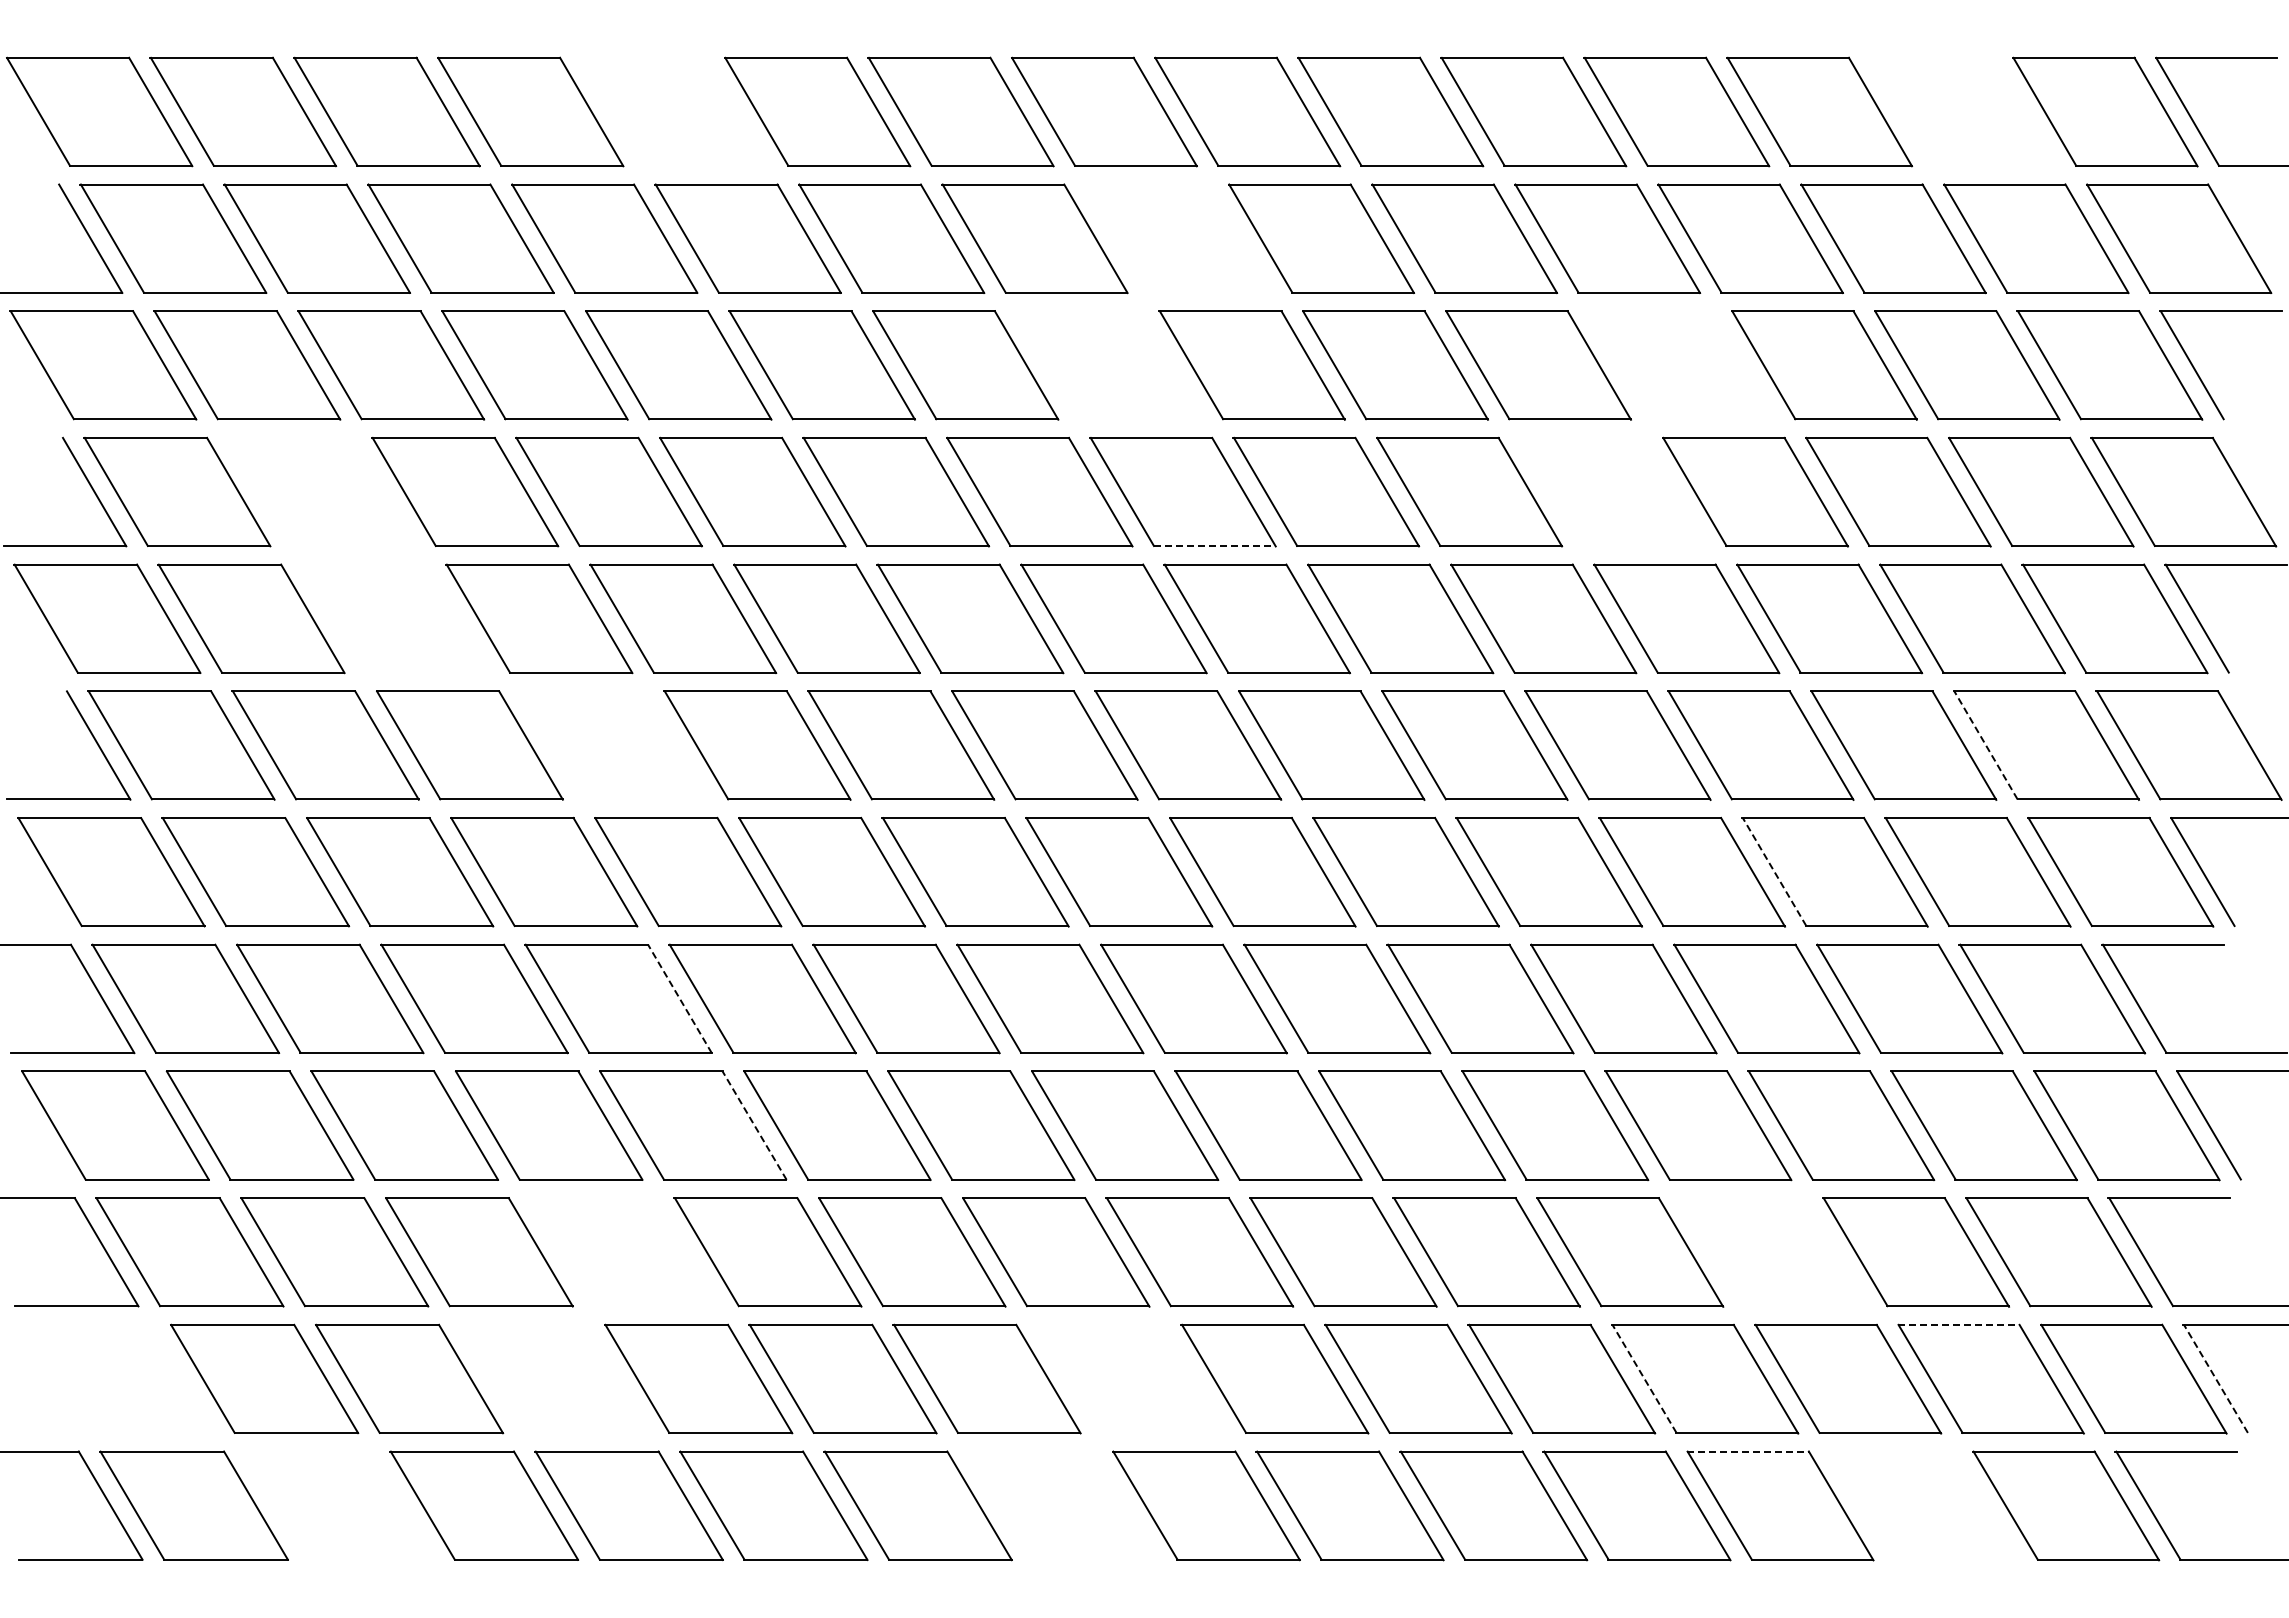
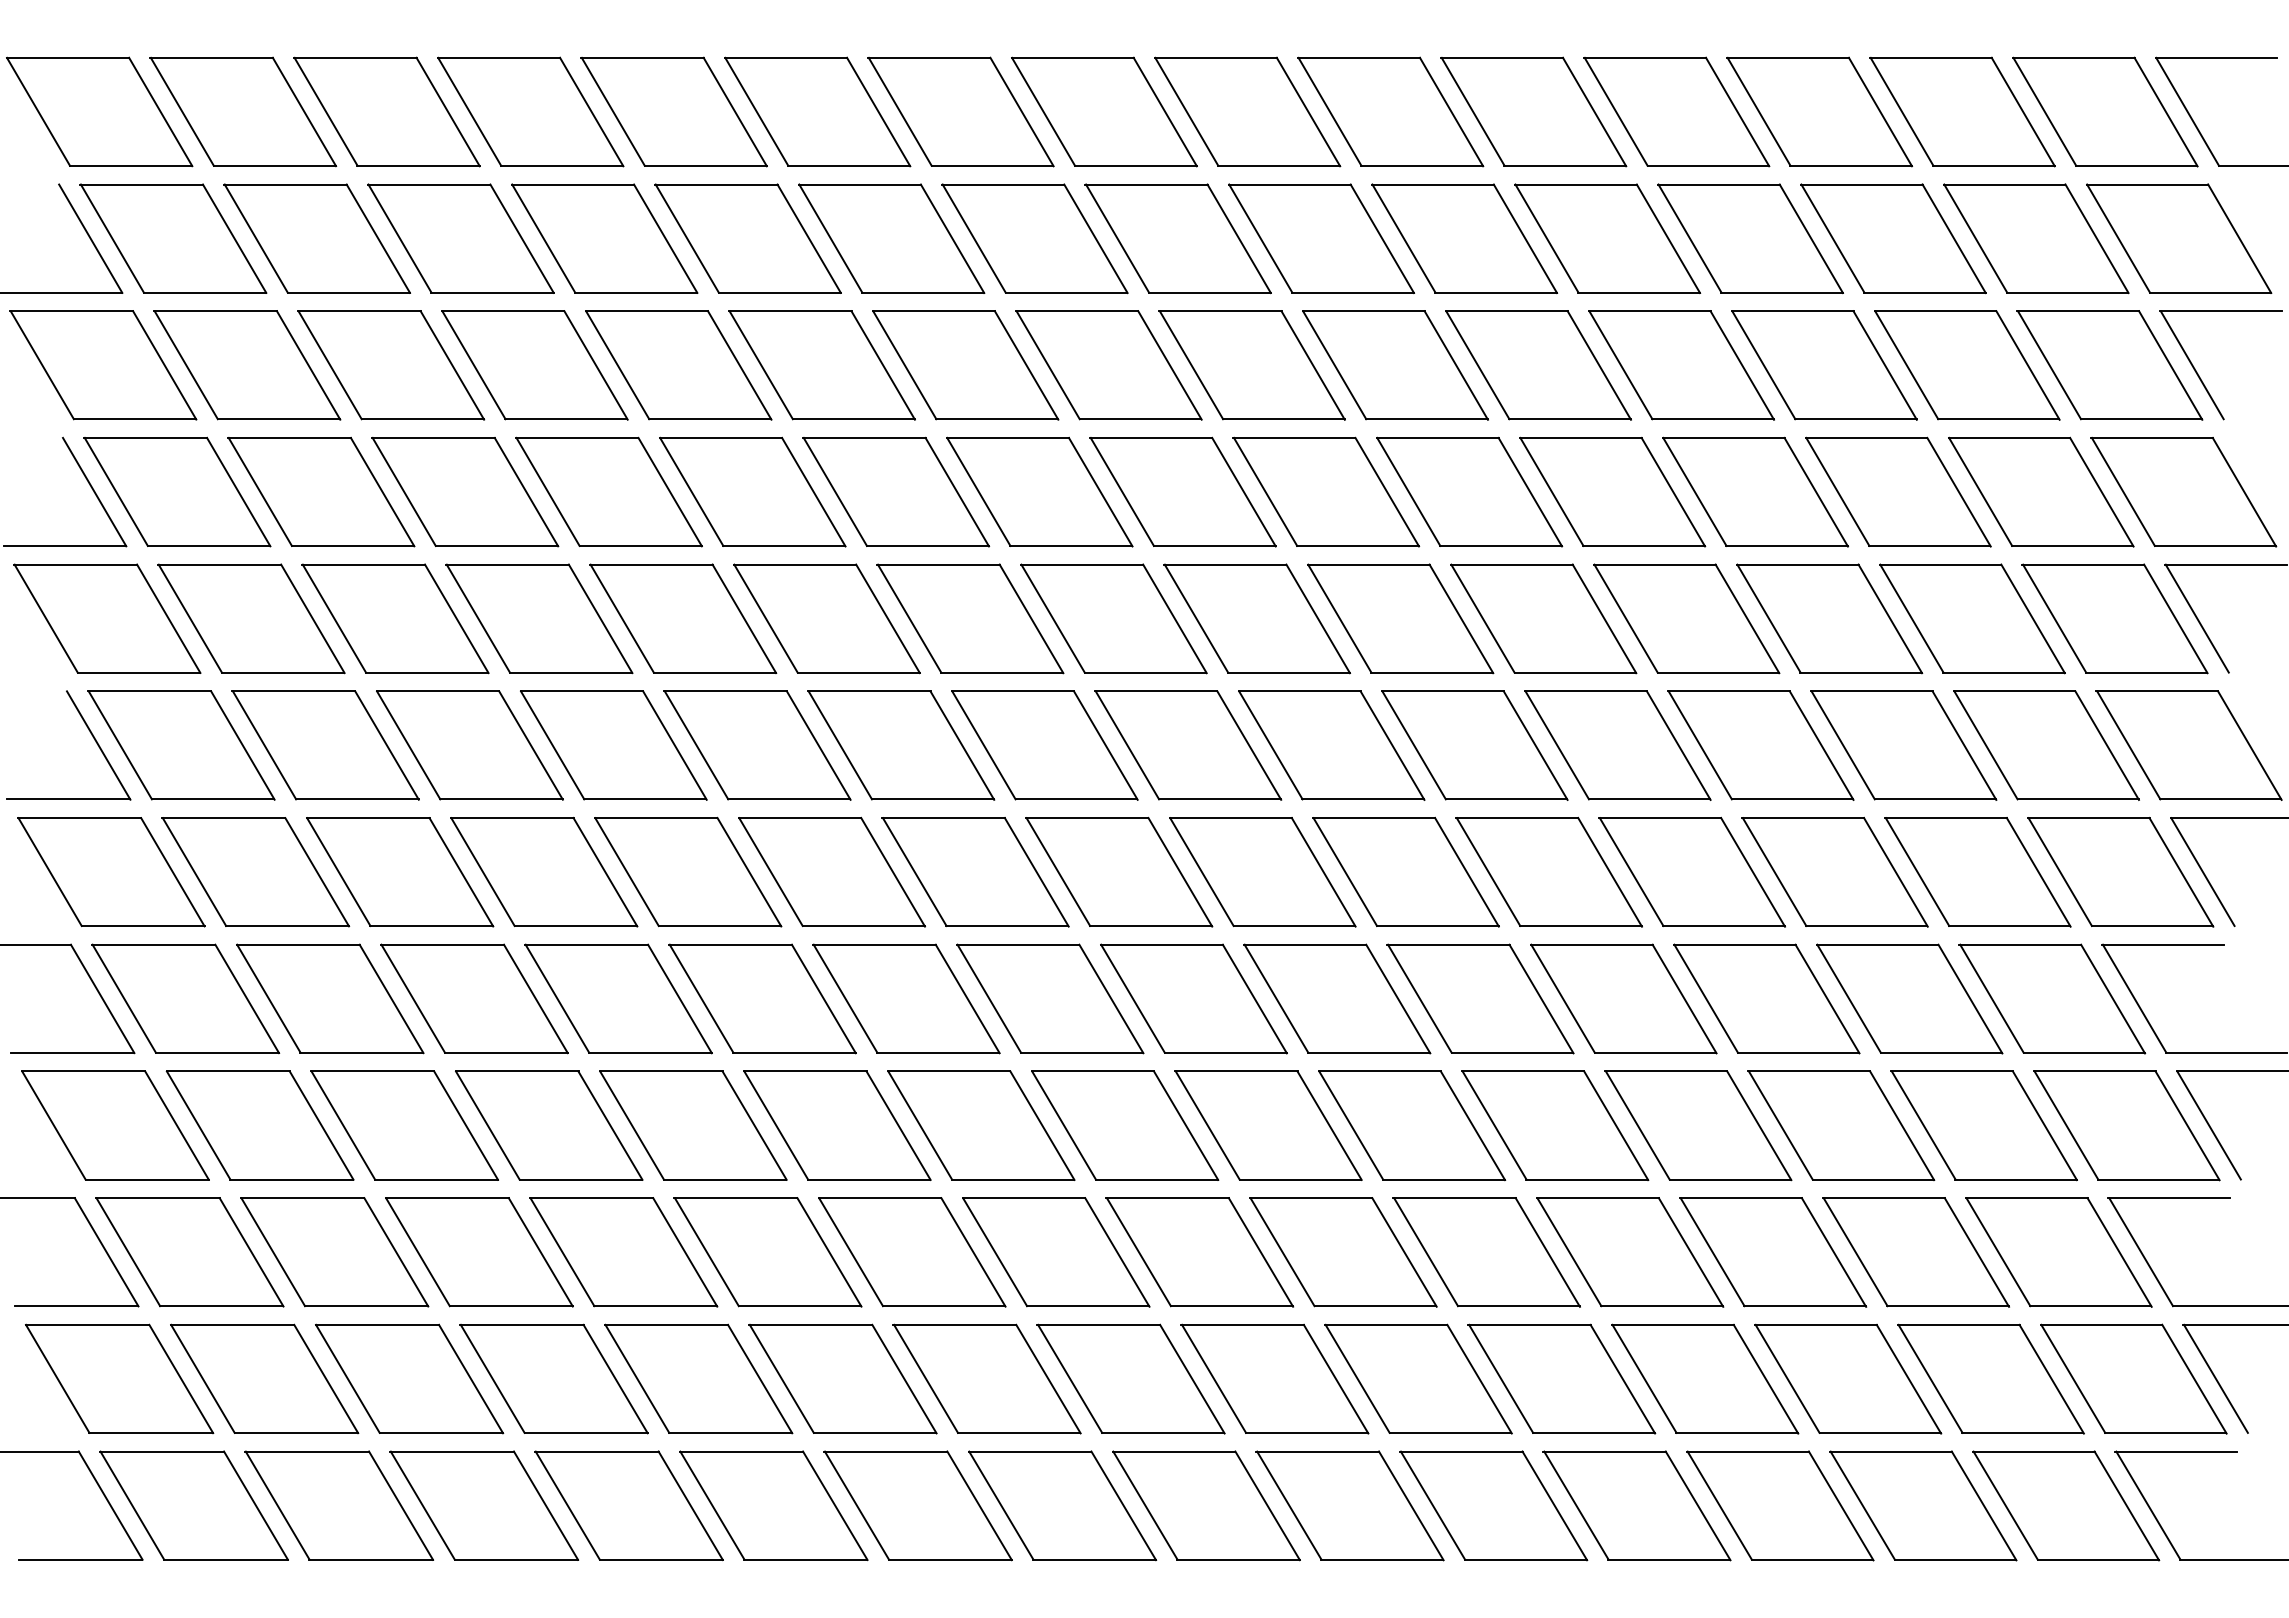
part: none -> present (673, 111)
part: none -> present (1962, 111)
part: none -> present (1177, 238)
part: none -> present (1108, 365)
part: none -> present (1681, 365)
part: none -> present (321, 491)
part: none -> present (1612, 491)
line: dashed -> solid (1214, 545)
part: none -> present (395, 618)
part: none -> present (613, 745)
line: dashed -> solid (1985, 745)
line: dashed -> solid (1774, 872)
line: dashed -> solid (679, 998)
line: dashed -> solid (754, 1125)
part: none -> present (623, 1252)
part: none -> present (1773, 1252)
line: dashed -> solid (1958, 1324)
part: none -> present (119, 1378)
part: none -> present (553, 1378)
part: none -> present (1130, 1378)
line: dashed -> solid (1644, 1378)
line: dashed -> solid (2215, 1378)
line: dashed -> solid (1748, 1451)
part: none -> present (339, 1505)
part: none -> present (1062, 1505)
part: none -> present (1923, 1505)
